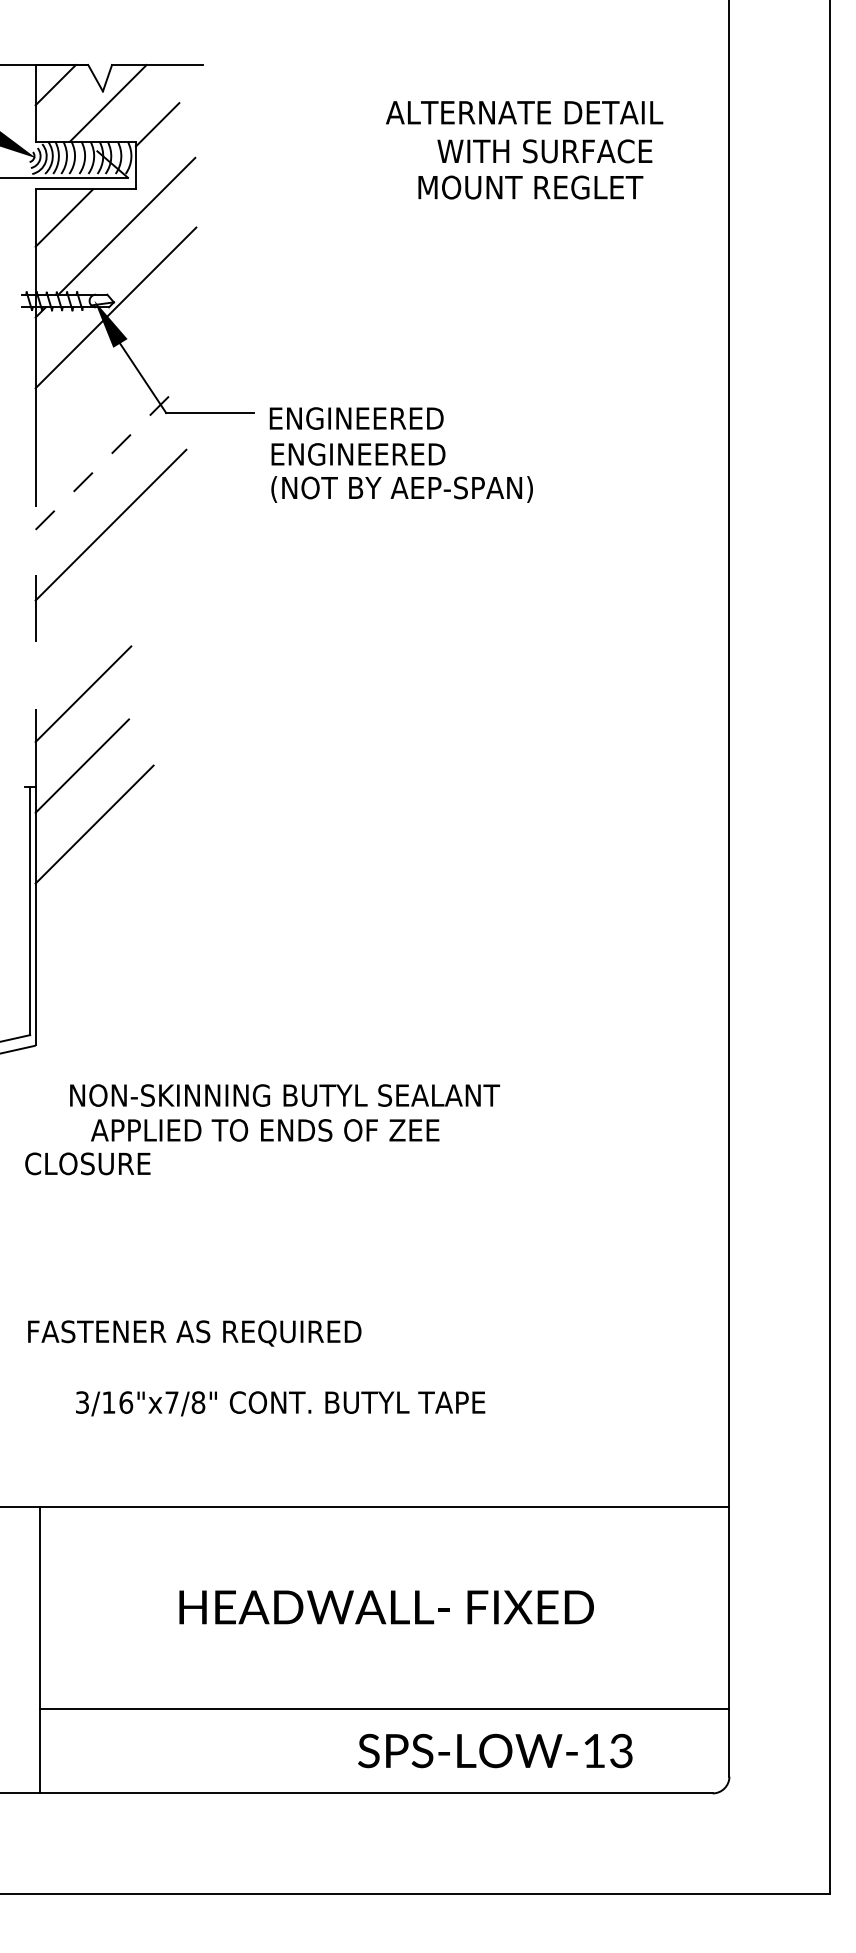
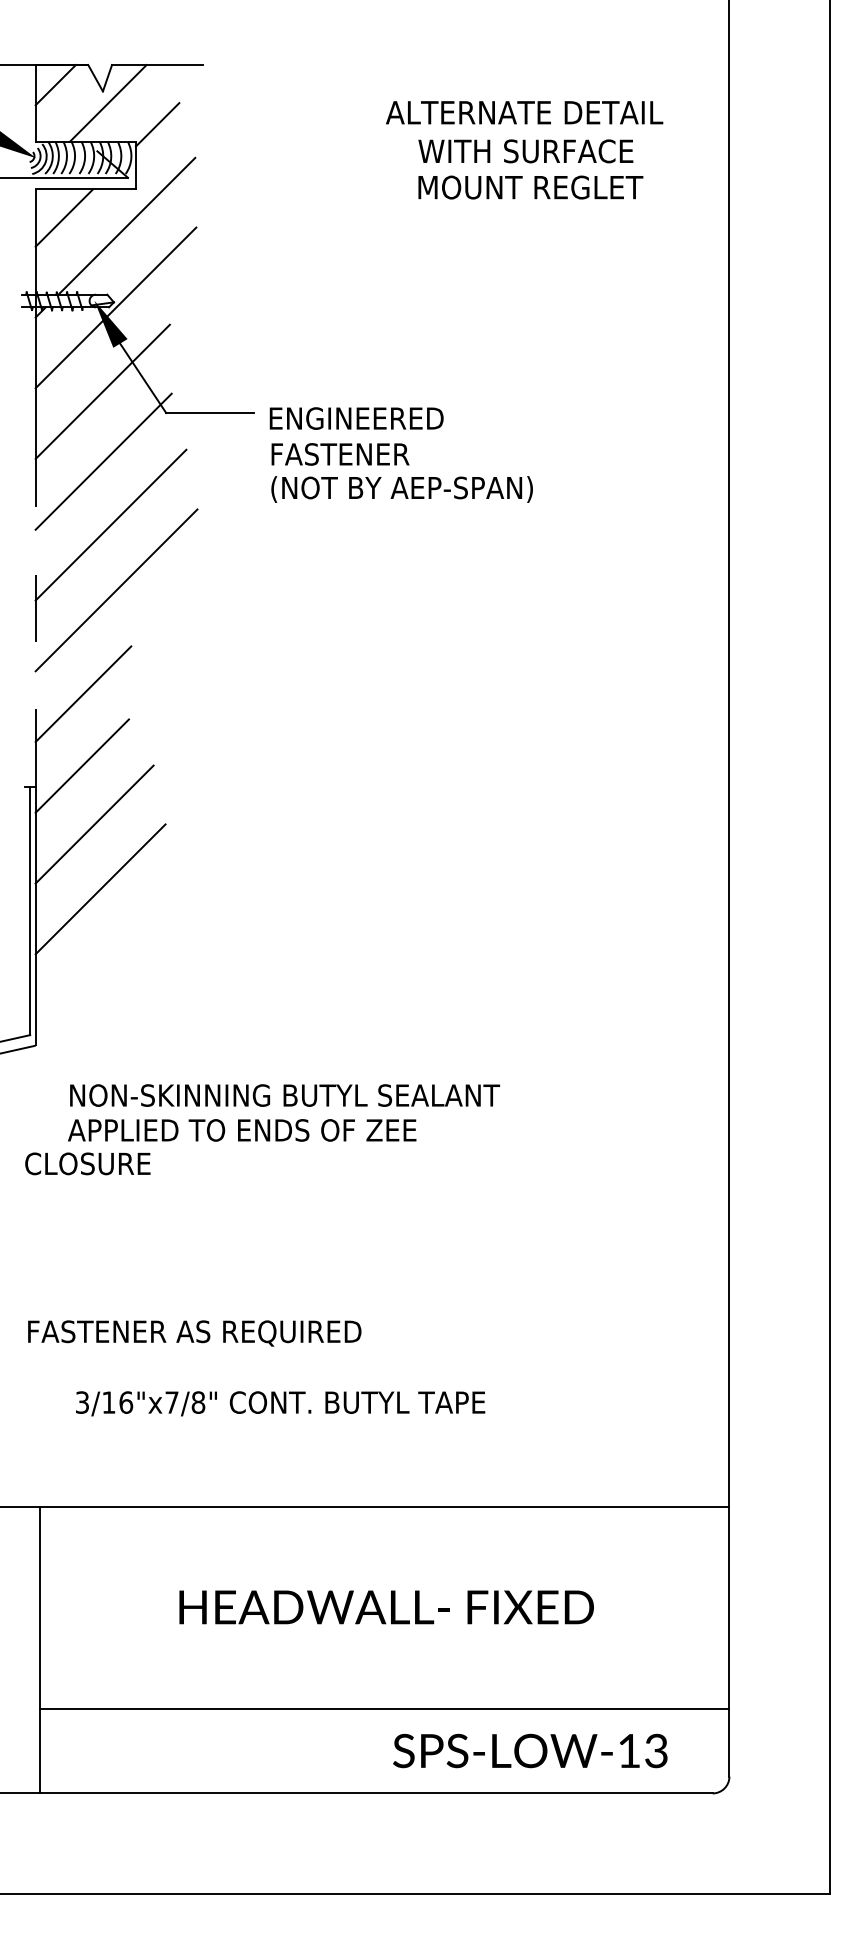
text position: (544, 151) -> (525, 151) (525, 151)
line: none -> present (102, 391)
text: ENGINEERED -> FASTENER (359, 454)
line: dashed -> solid (104, 461)
line: none -> present (116, 590)
line: none -> present (100, 889)
text position: (265, 1130) -> (242, 1130) (242, 1130)
text position: (495, 1750) -> (530, 1750) (530, 1750)
